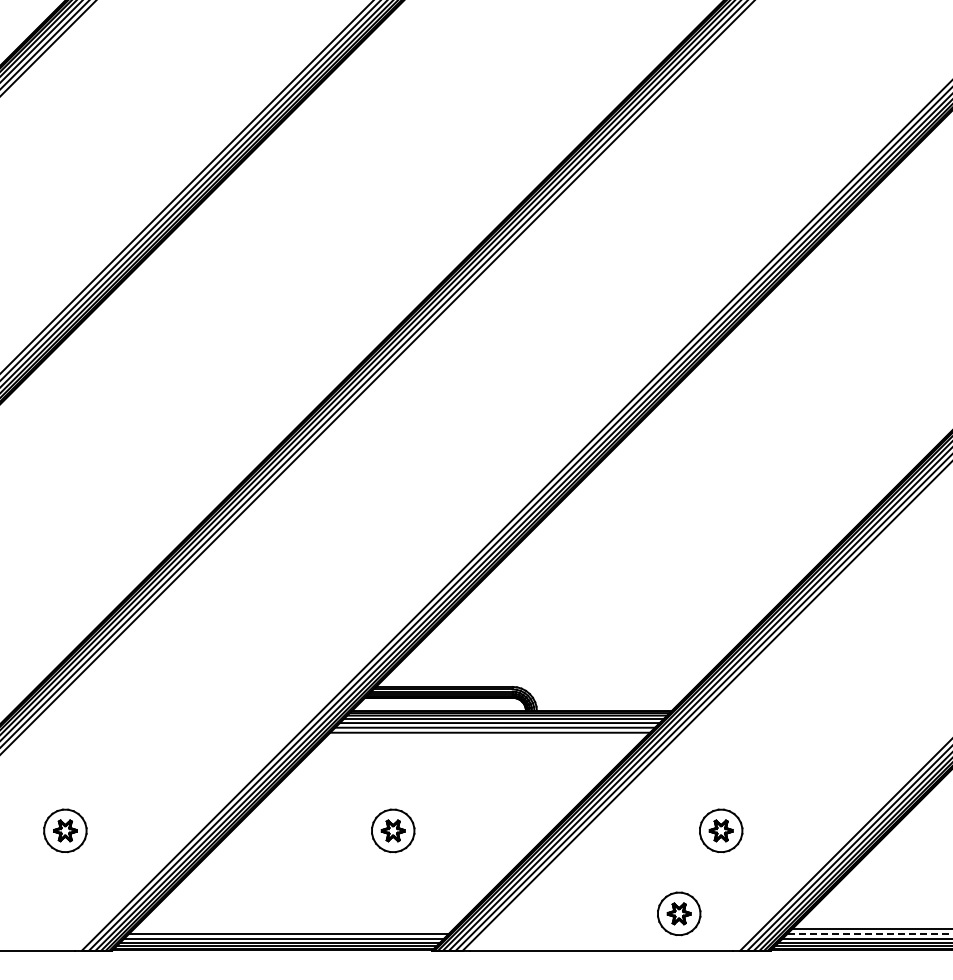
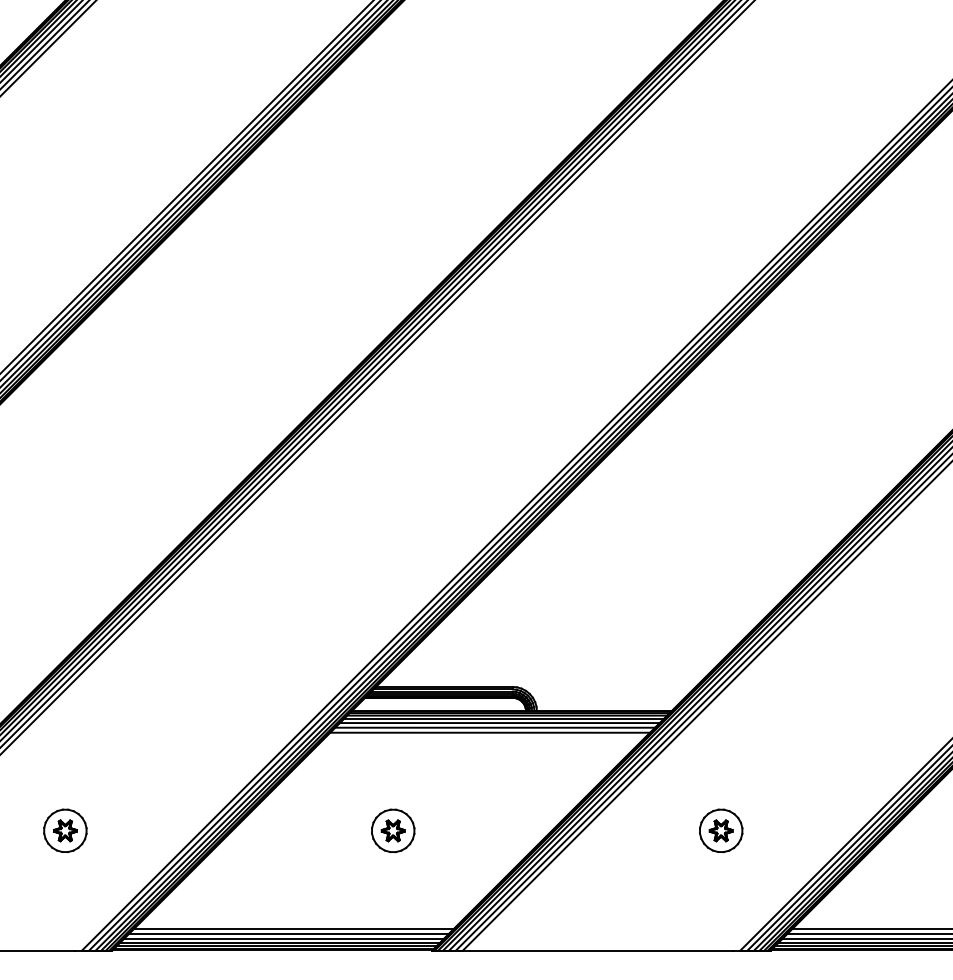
part: present -> none (679, 913)
line: none -> present (293, 928)
line: dashed -> solid (870, 933)
